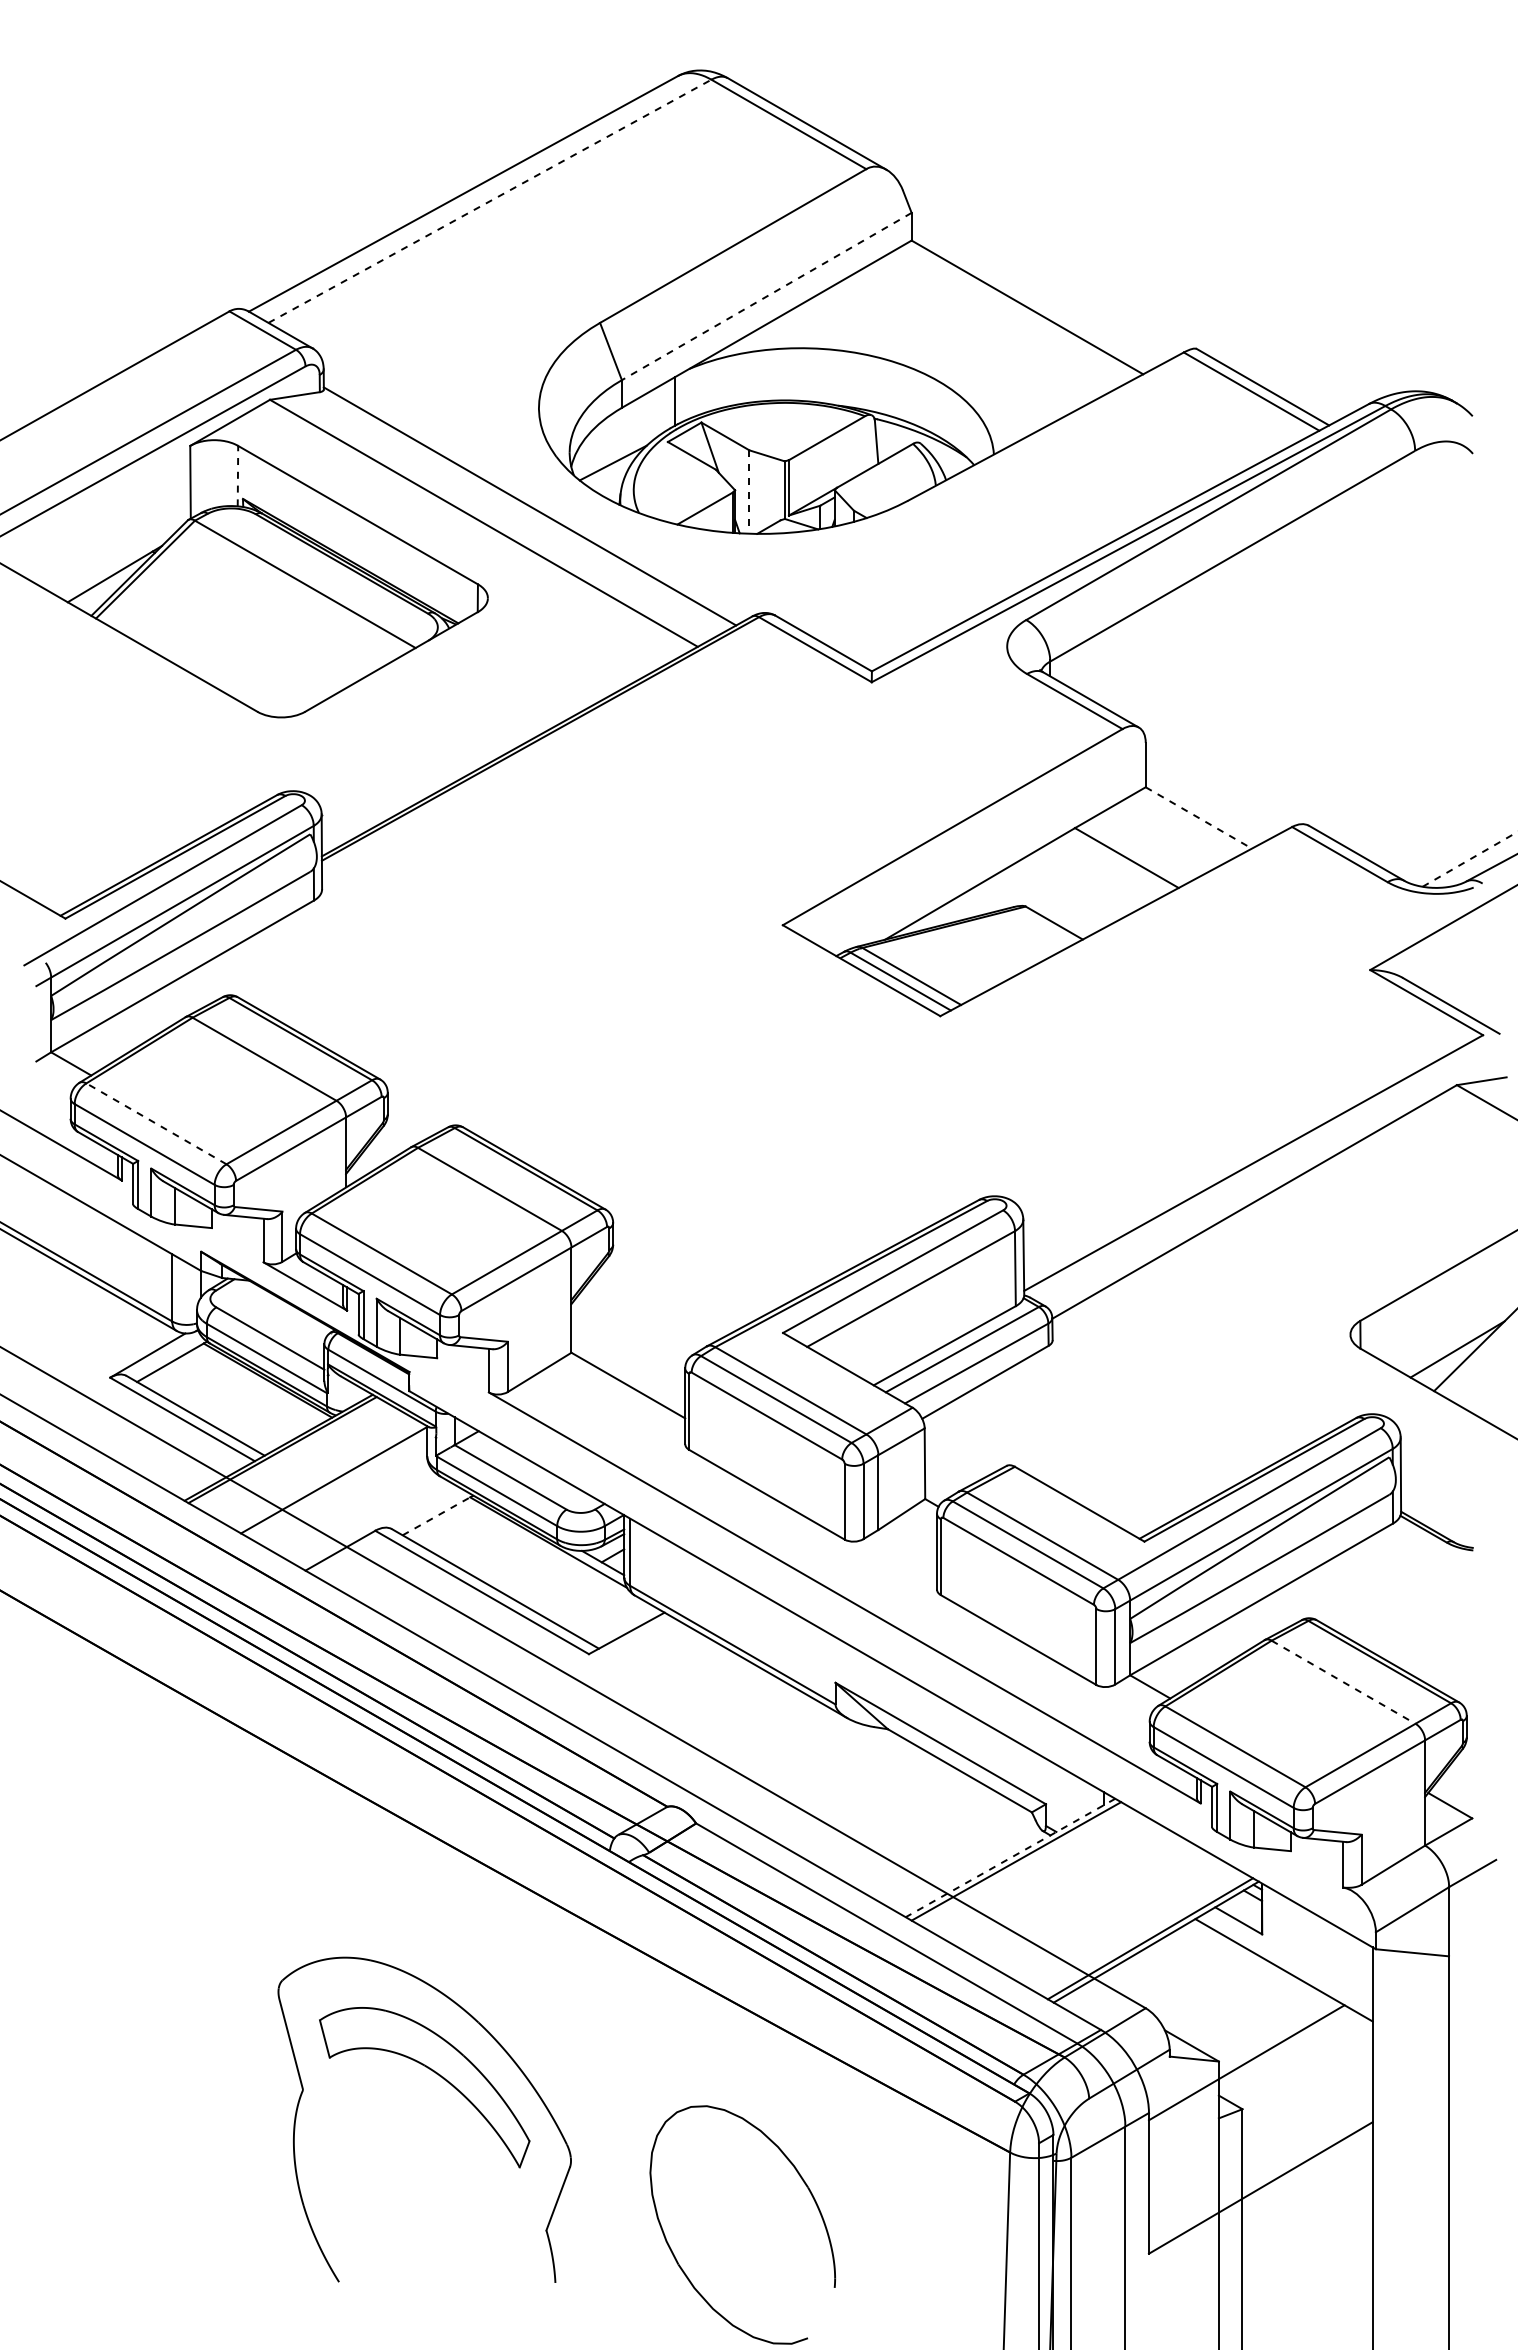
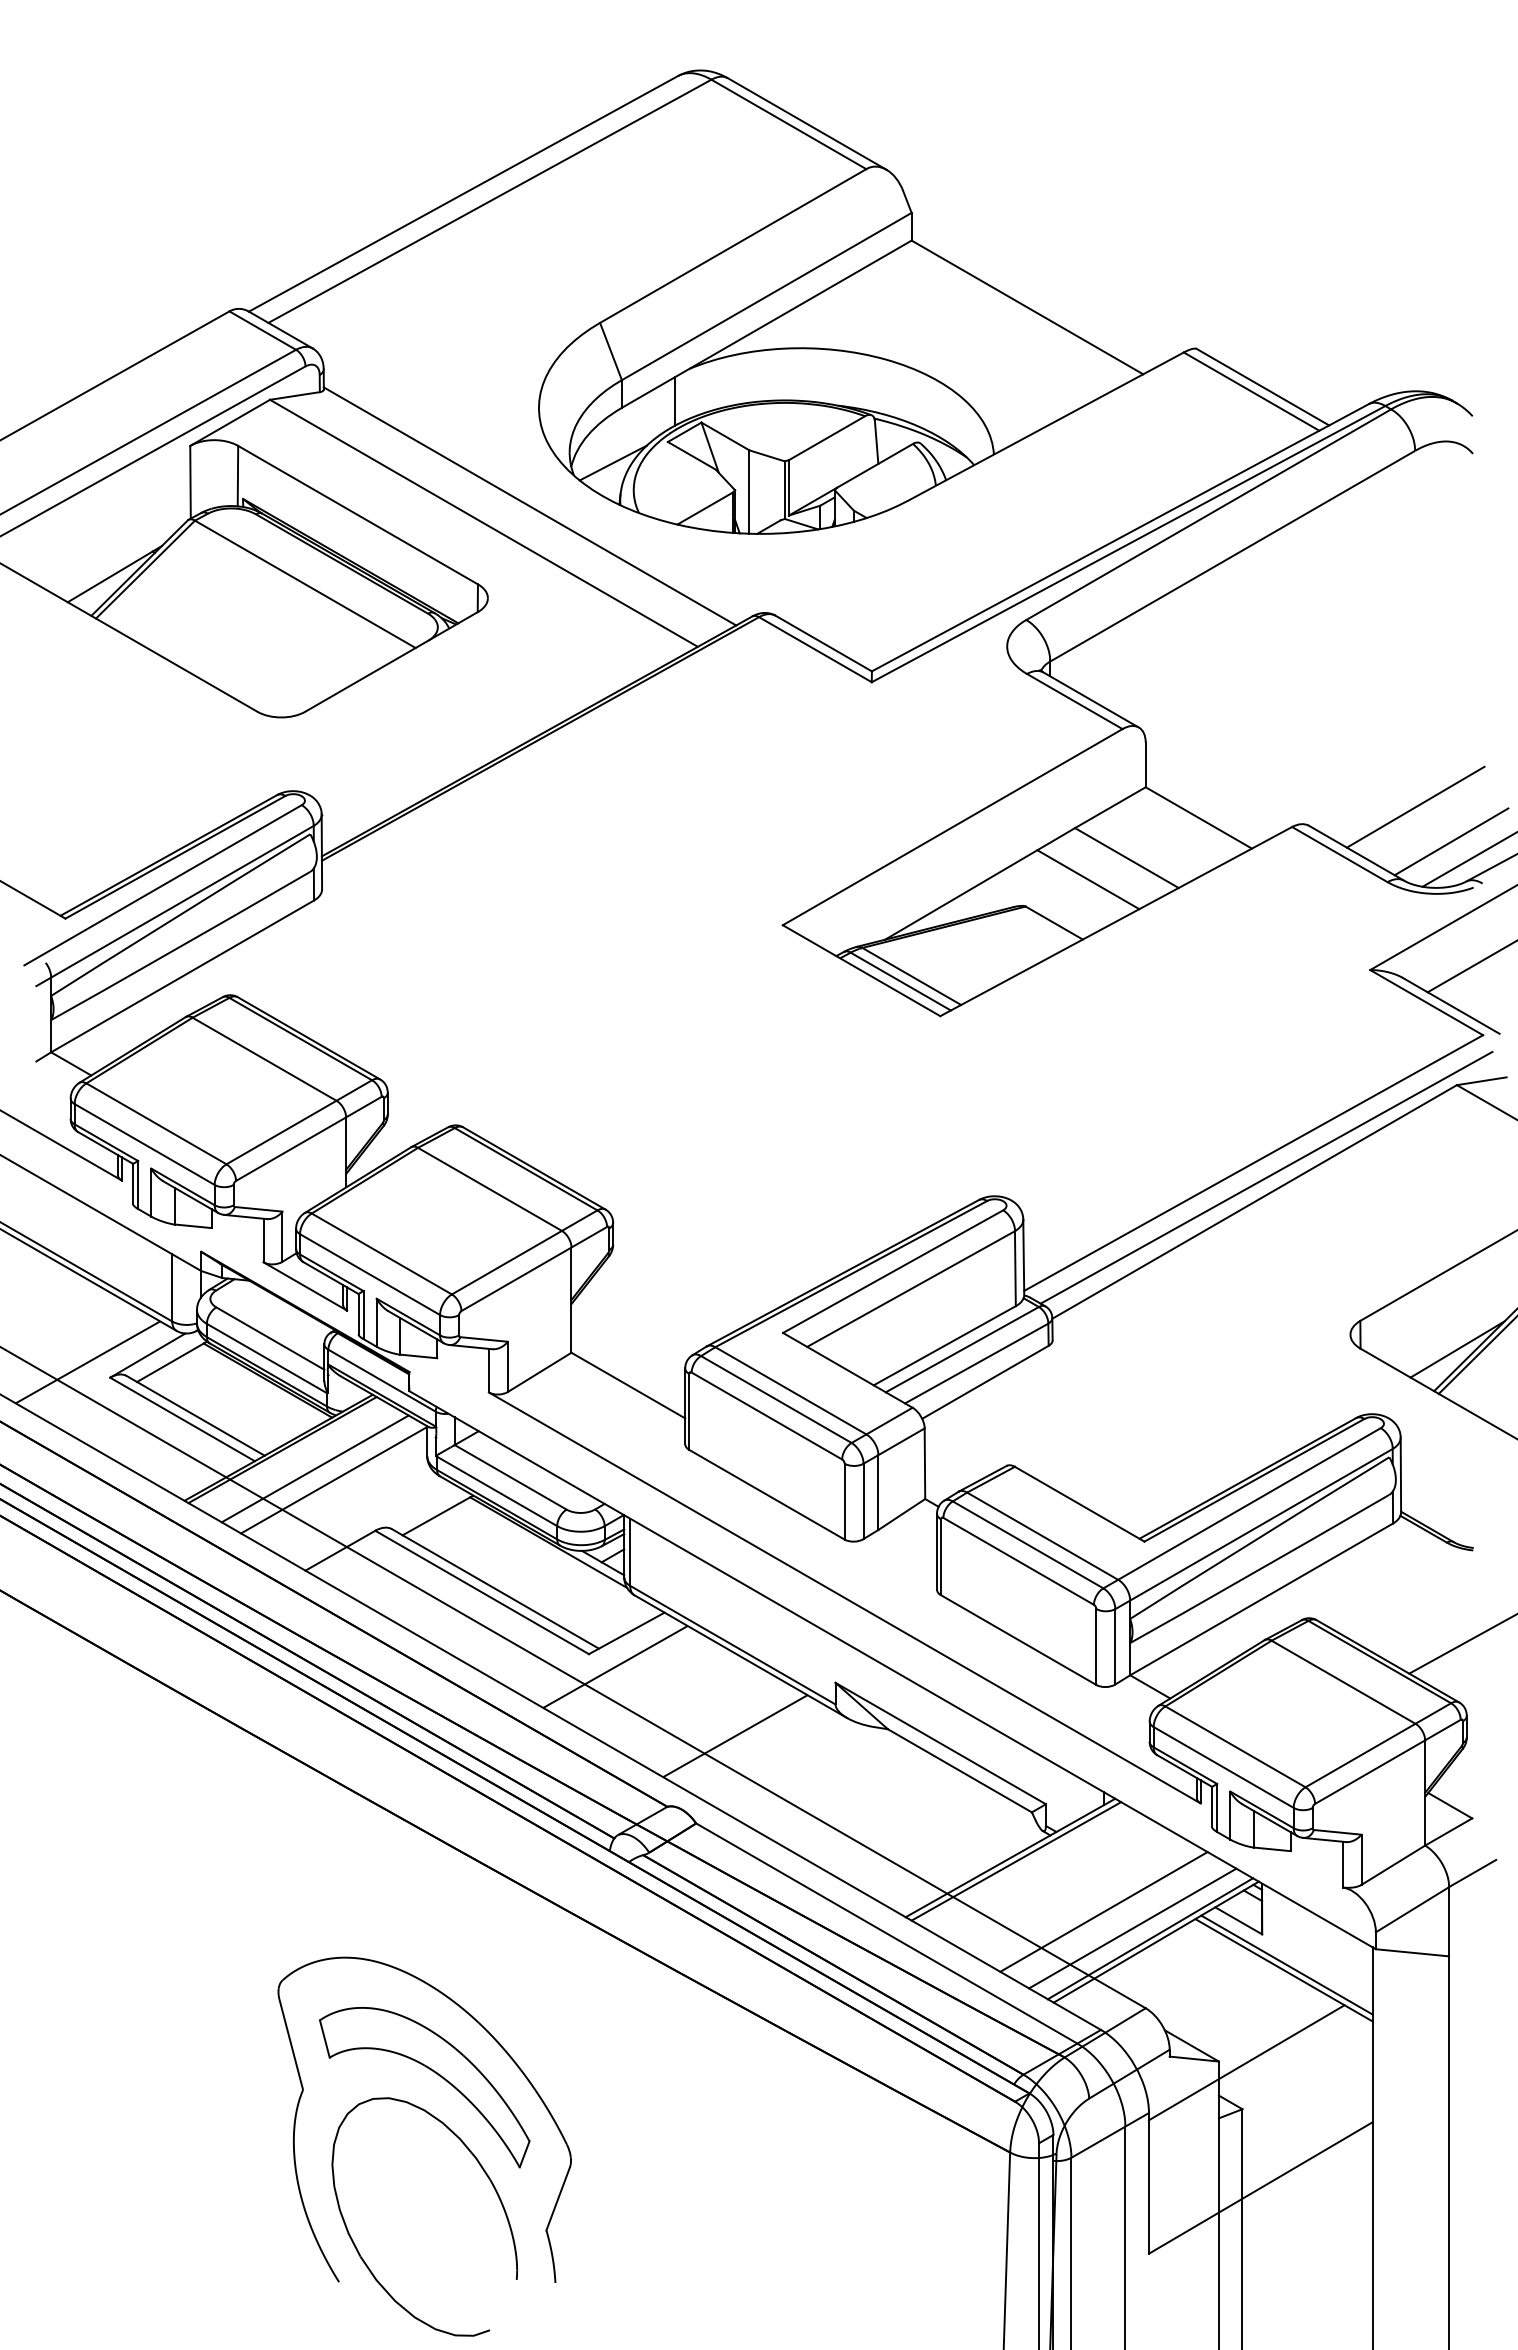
line: dashed -> solid (489, 201)
line: dashed -> solid (766, 296)
line: dashed -> solid (237, 475)
line: dashed -> solid (749, 492)
line: none -> present (1415, 806)
line: dashed -> solid (1199, 818)
line: none -> present (1451, 841)
line: dashed -> solid (1470, 859)
line: none -> present (1088, 879)
line: none -> present (1470, 967)
line: dashed -> solid (156, 1123)
line: none -> present (1266, 1177)
line: none -> present (1476, 1355)
line: none -> present (87, 1362)
line: none -> present (314, 1468)
line: dashed -> solid (436, 1516)
line: none -> present (1461, 1644)
line: none -> present (615, 1666)
line: dashed -> solid (1344, 1682)
line: none -> present (735, 1736)
line: dashed -> solid (1010, 1858)
line: none -> present (1103, 1911)
line: none -> present (1132, 1928)
line: none -> present (1286, 1964)
part position: (806, 2187) -> (488, 2179) (488, 2179)
